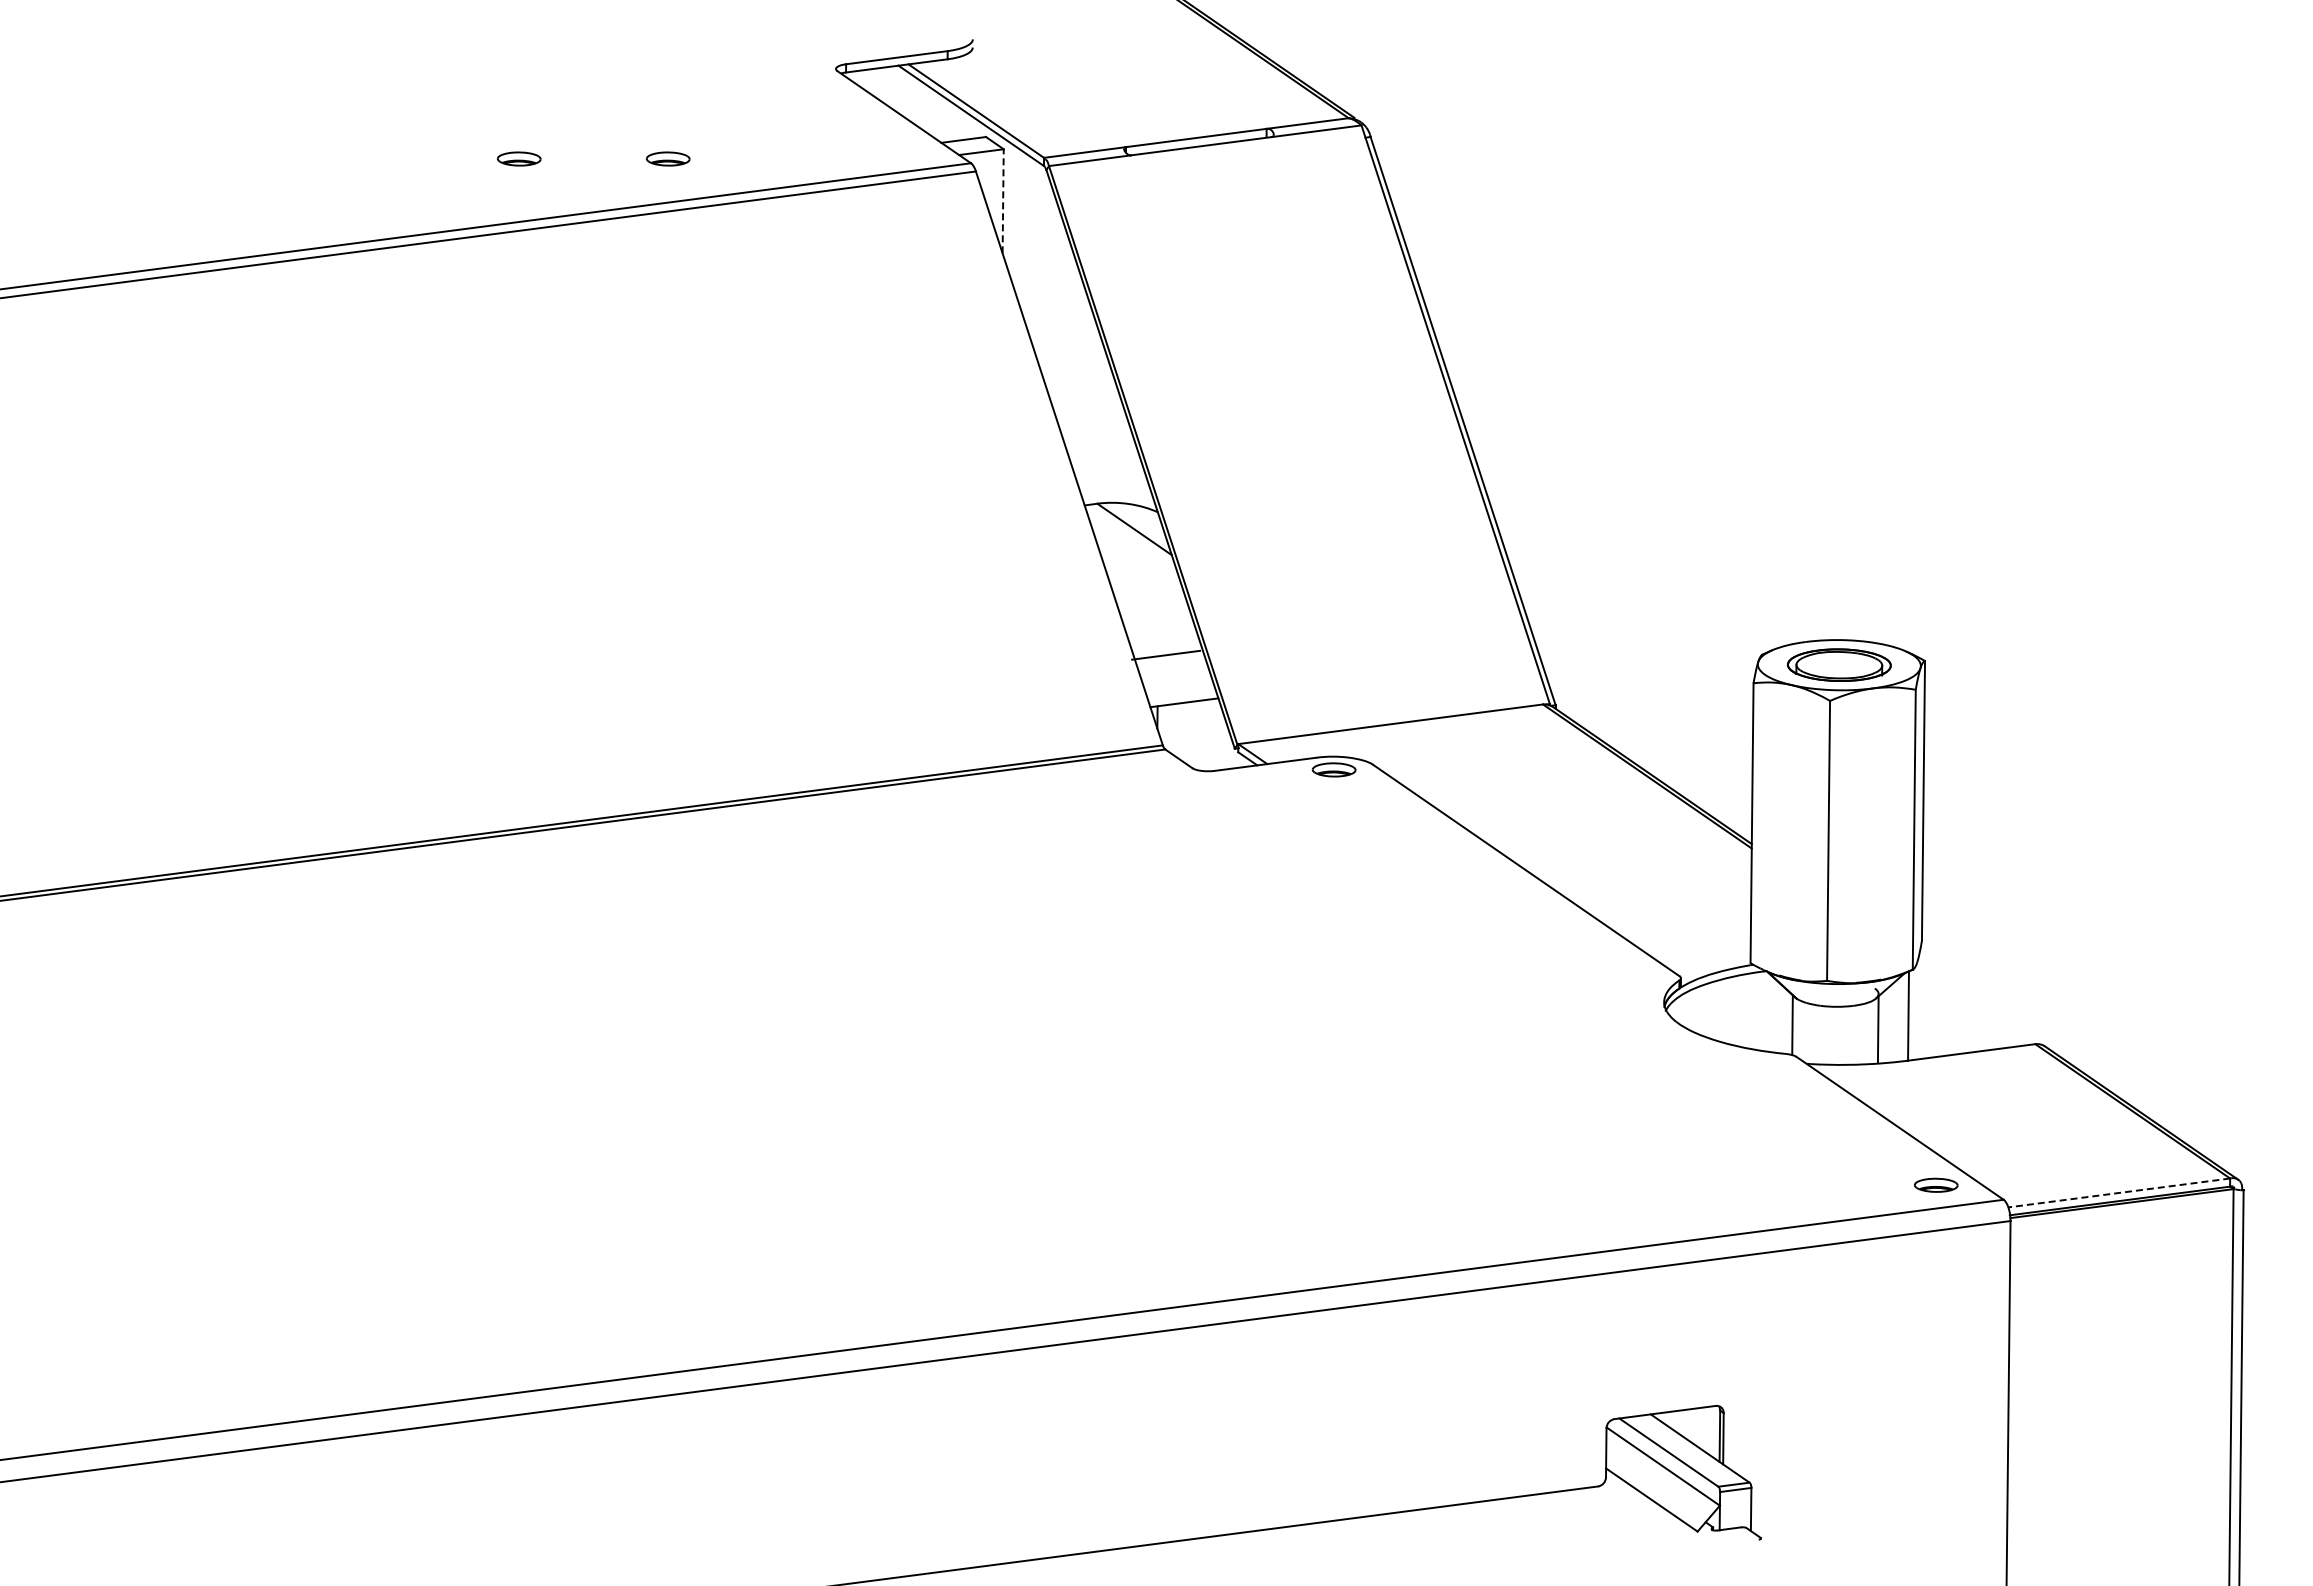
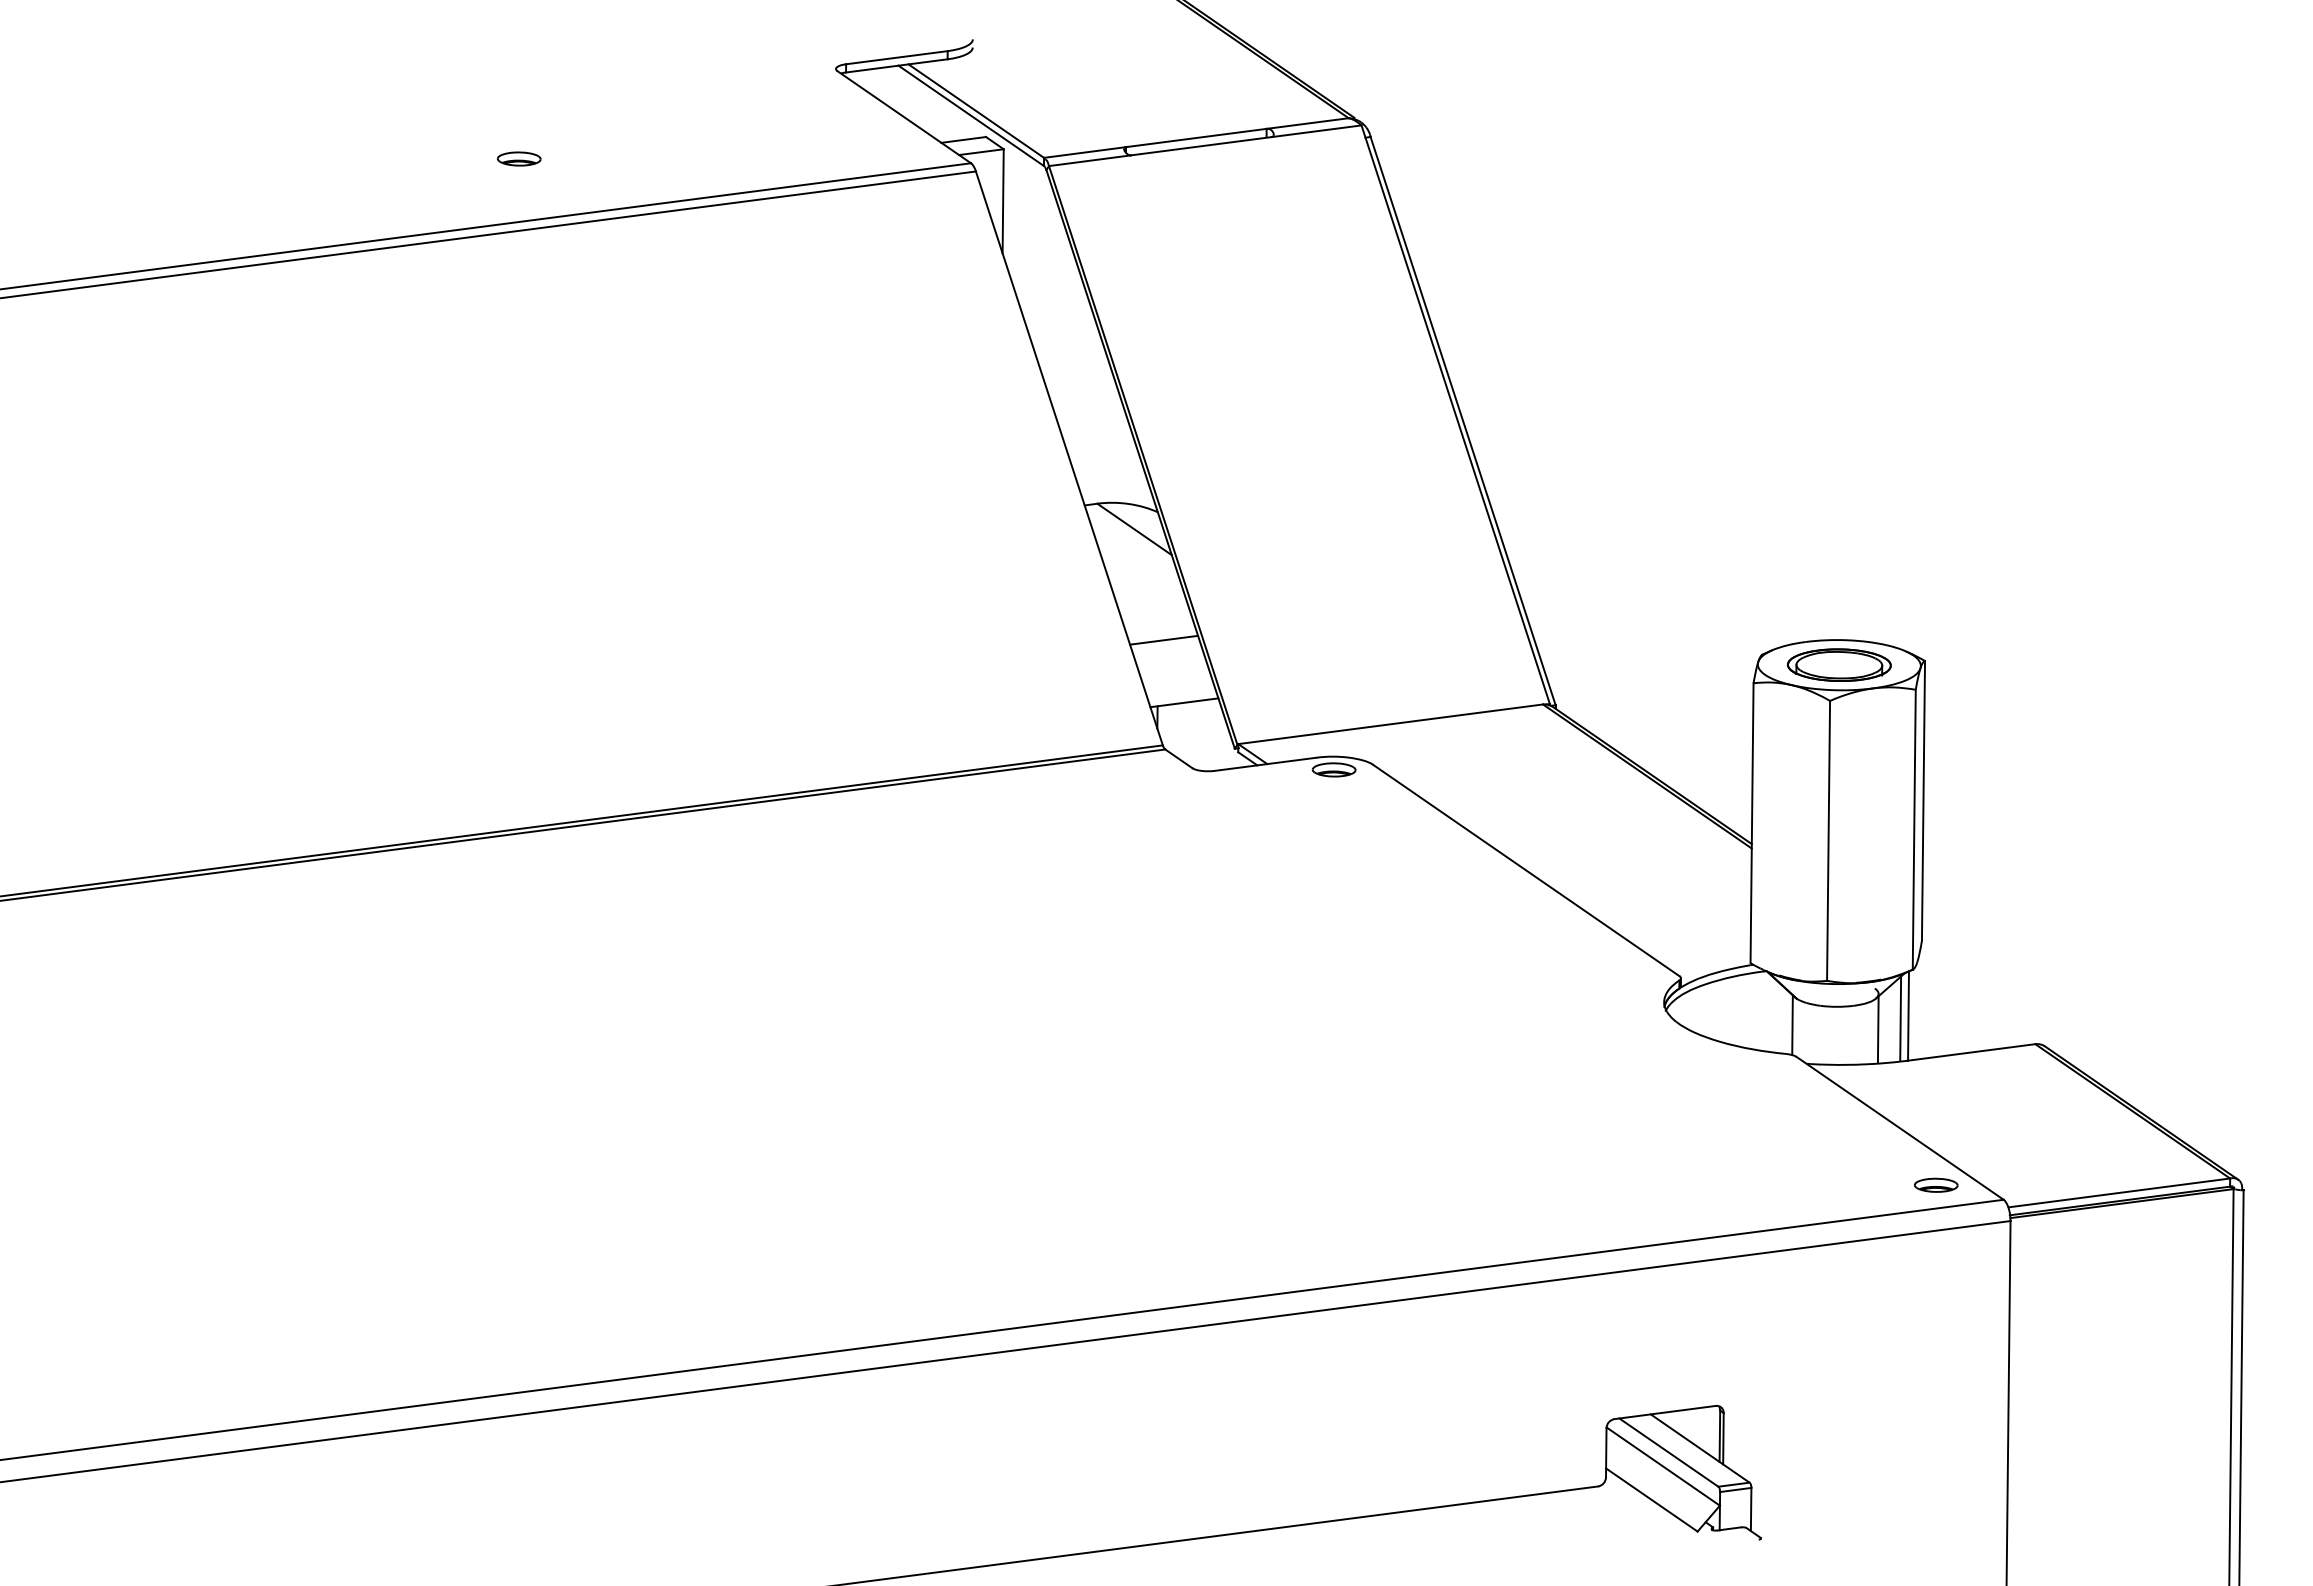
part: present -> none (668, 158)
line: dashed -> solid (1003, 200)
line position: (1166, 654) -> (1164, 639) (1164, 639)
line: none -> present (1900, 1018)
line: dashed -> solid (2119, 1192)
